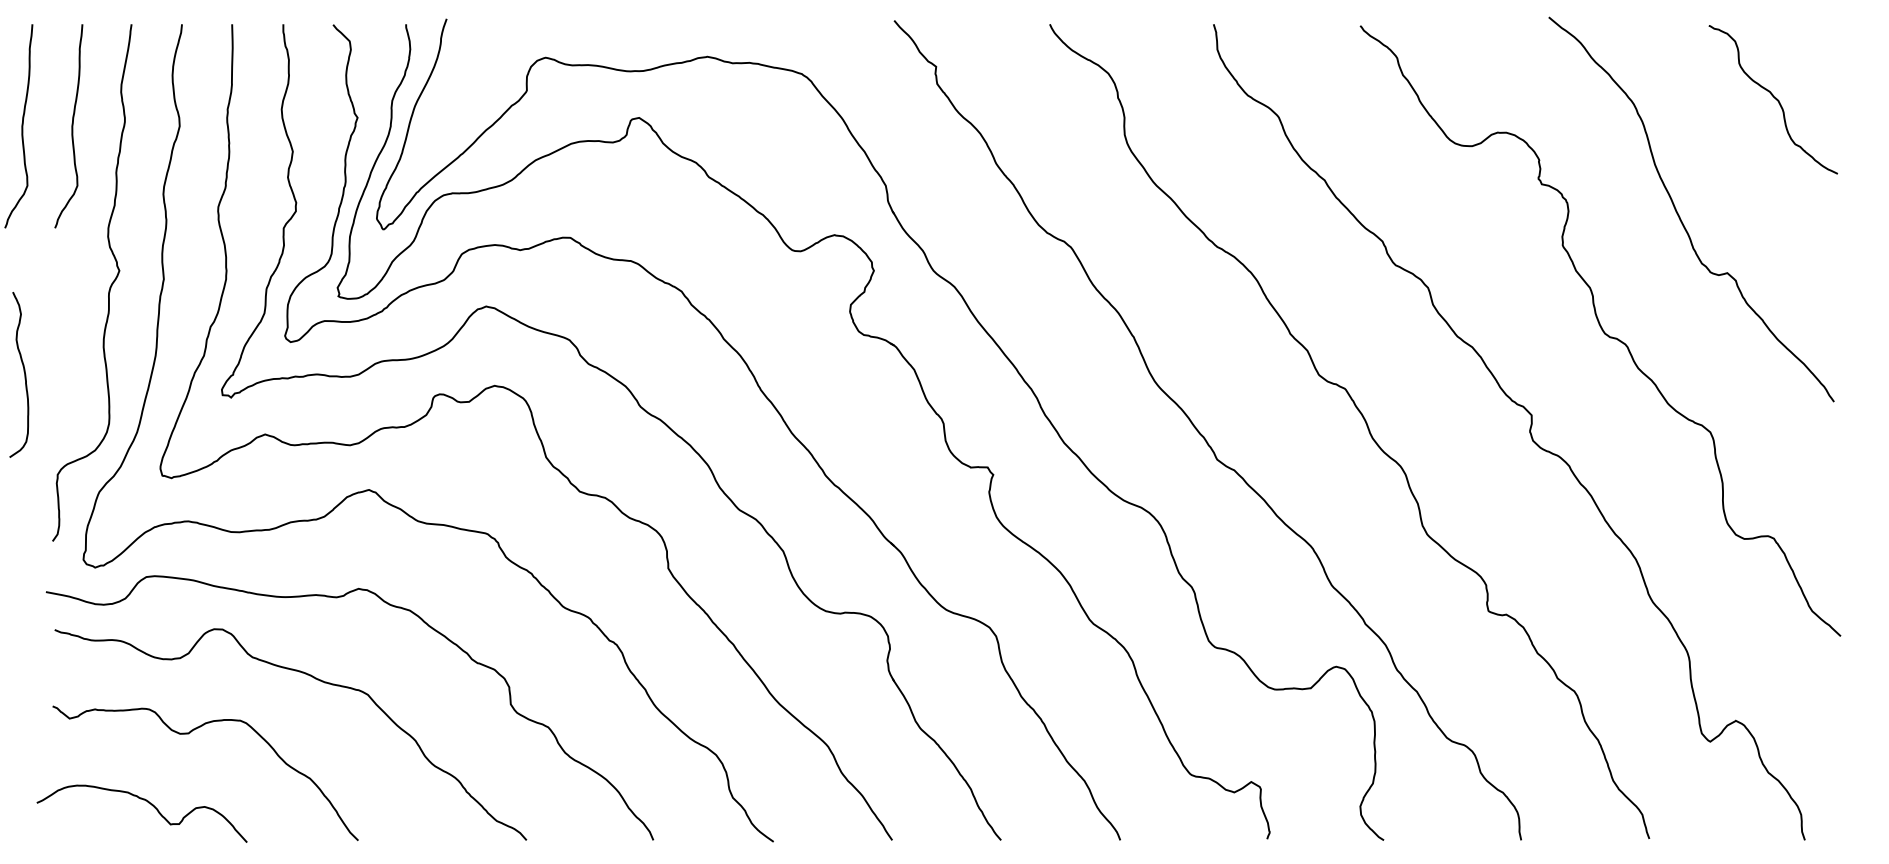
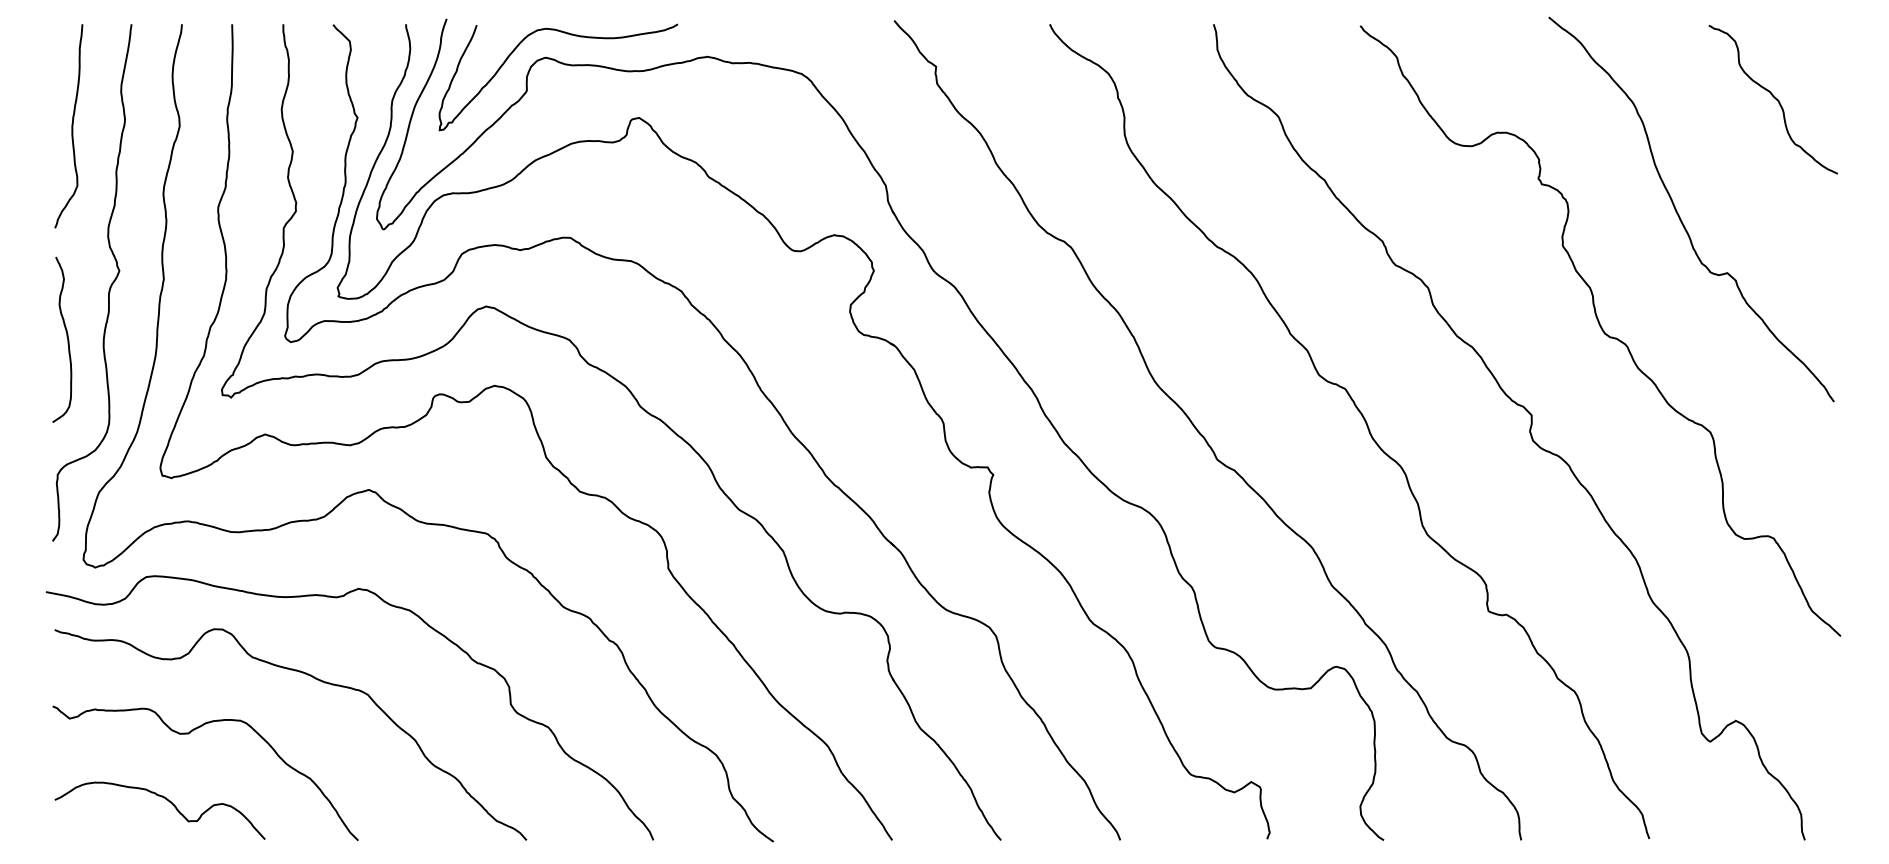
curve: none -> present (570, 35)
curve: present -> none (21, 126)
curve position: (23, 371) -> (66, 336) (66, 336)
curve position: (148, 803) -> (166, 800) (166, 800)
